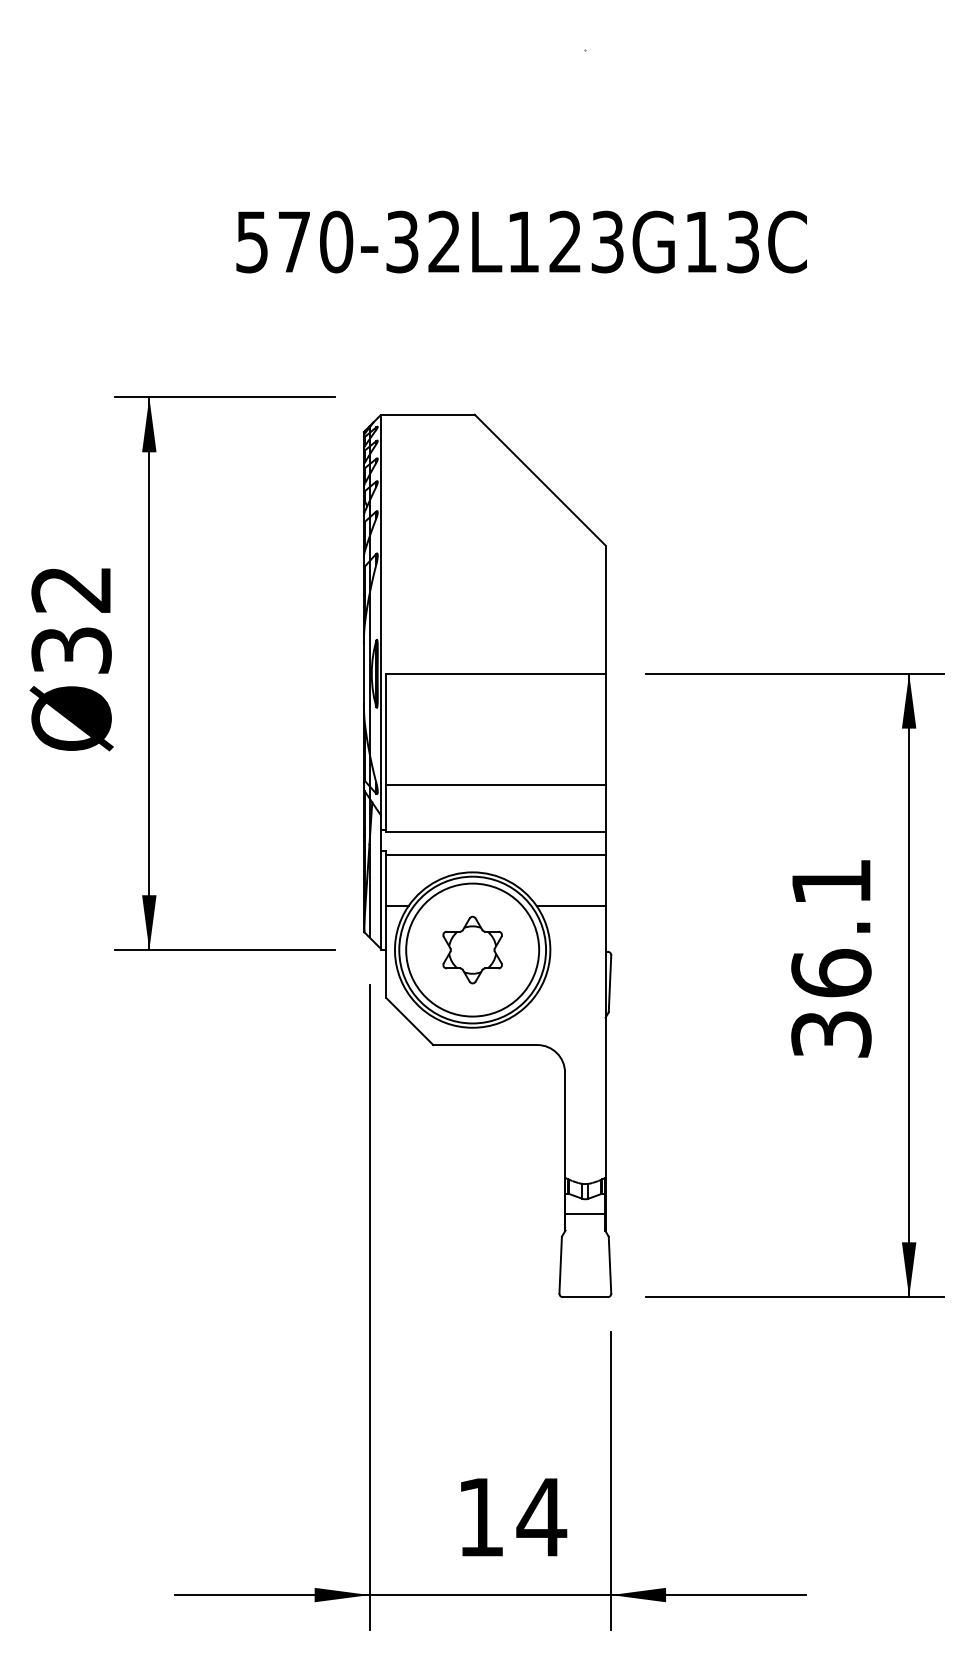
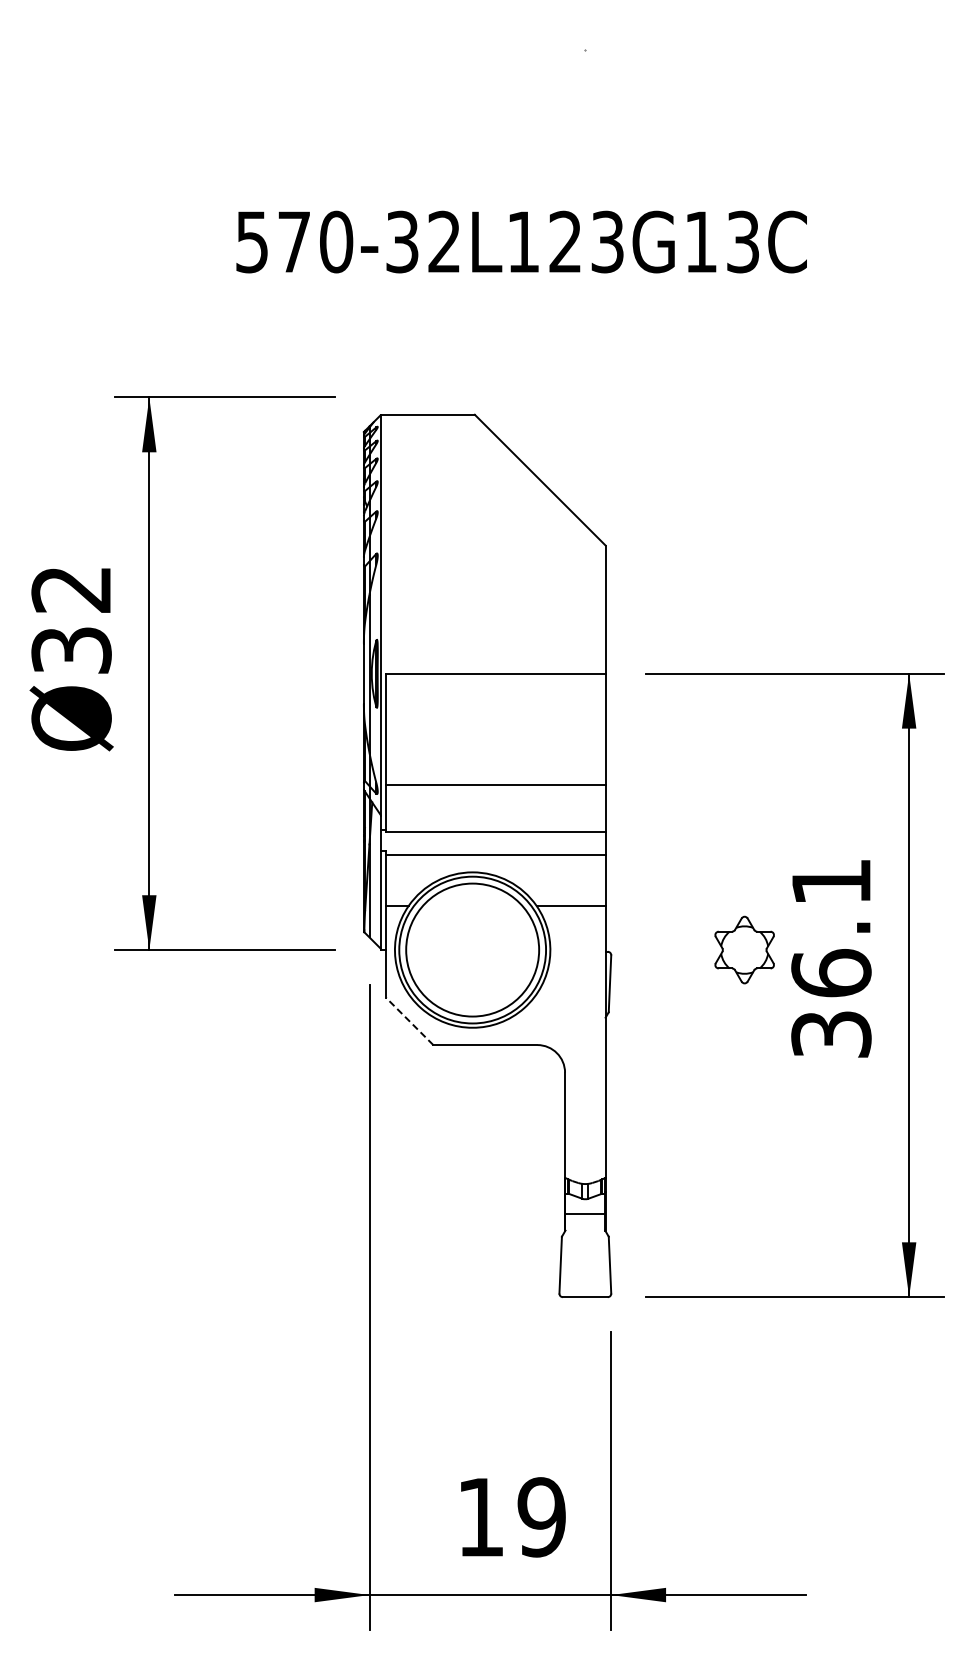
part position: (472, 949) -> (744, 949) (744, 949)
line: solid -> dashed (409, 1021)
text: 14 -> 19 (541, 1517)
